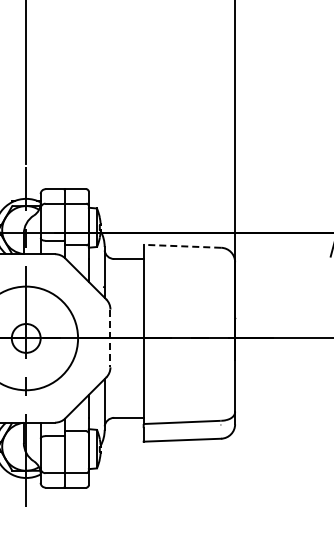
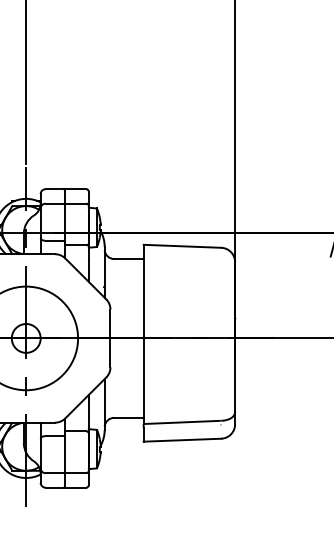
line: dashed -> solid (182, 246)
line: dashed -> solid (110, 338)
